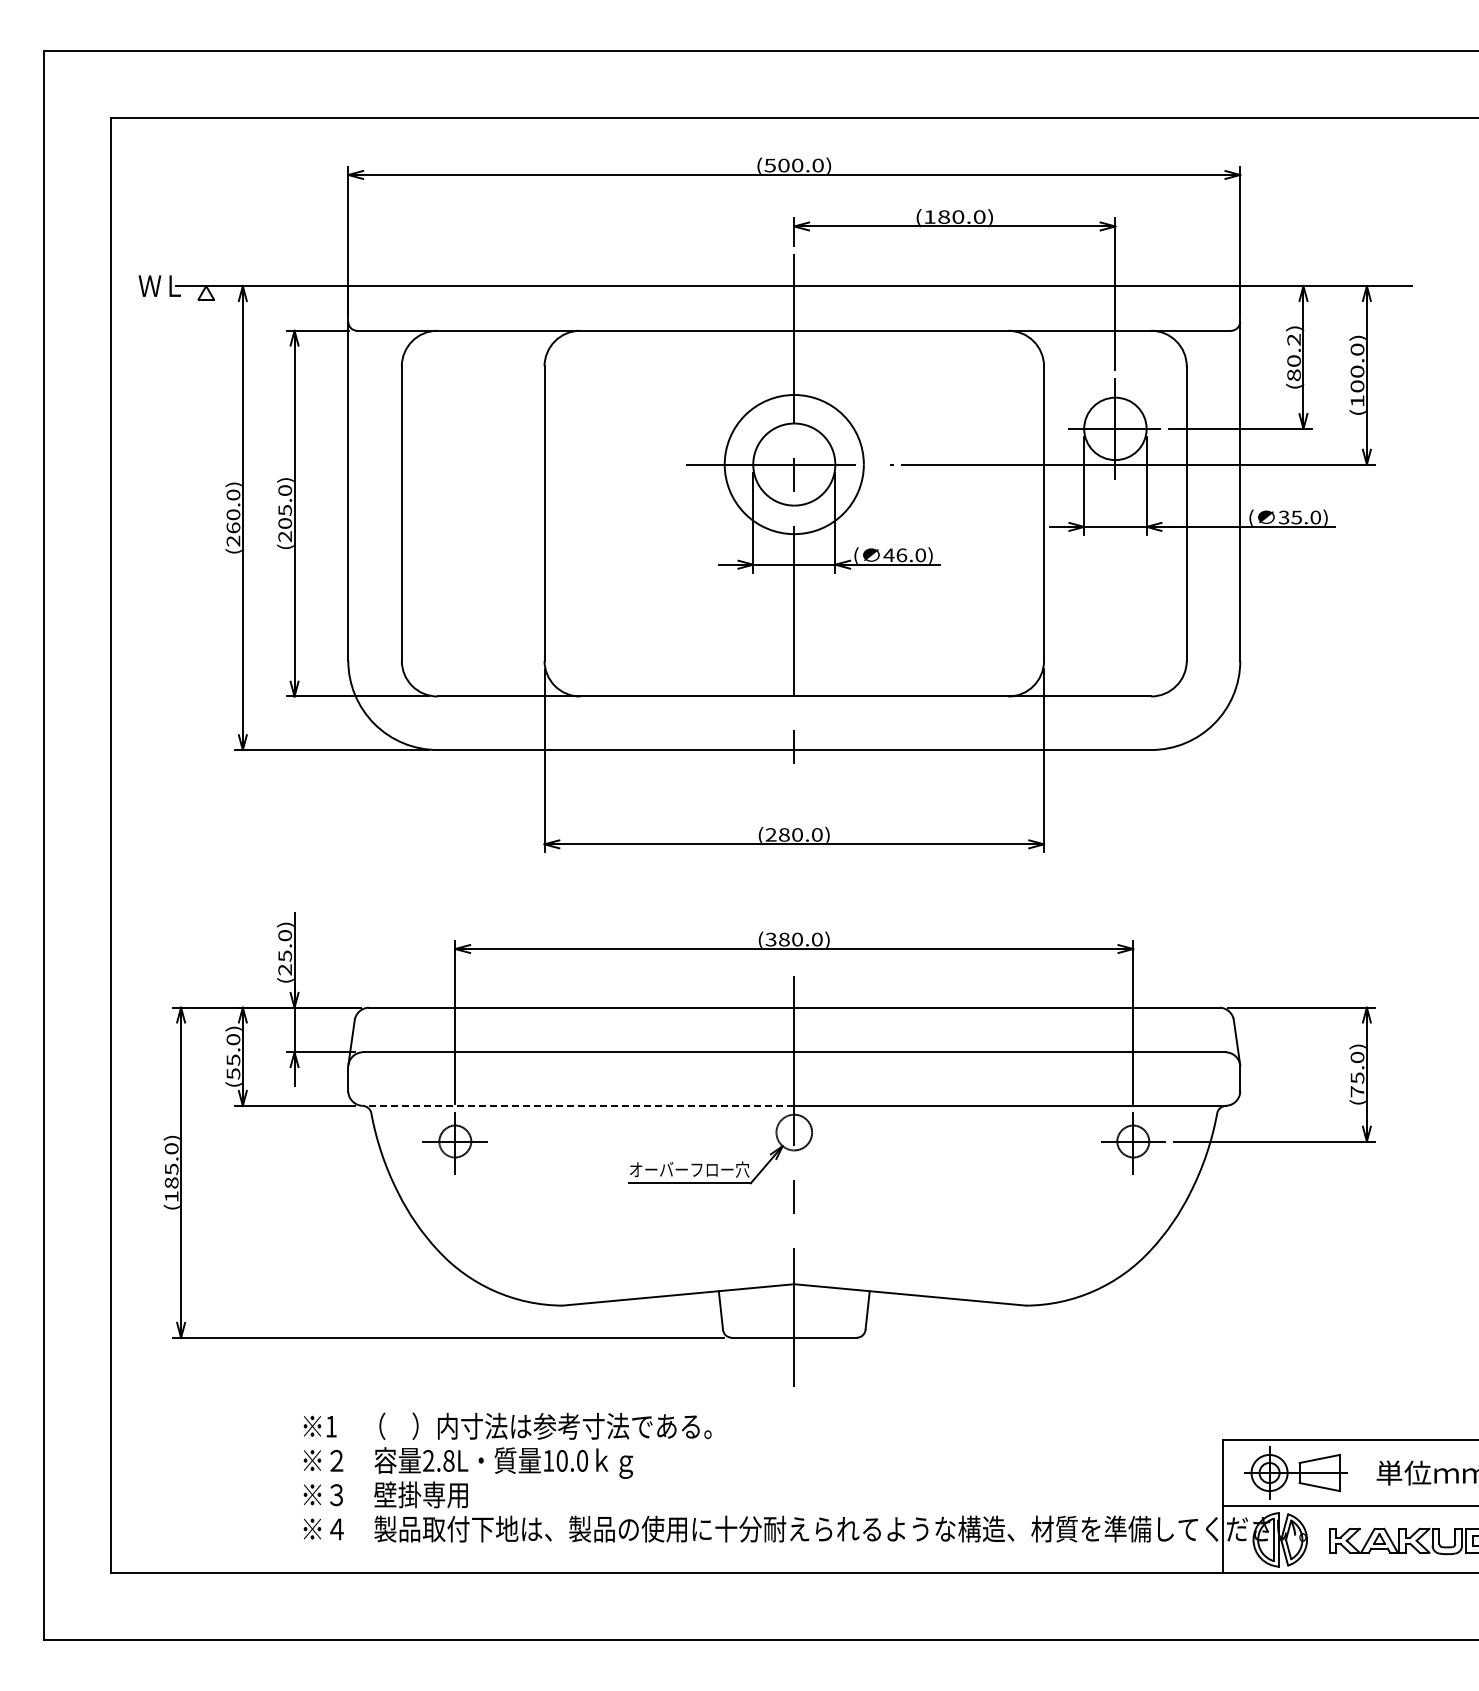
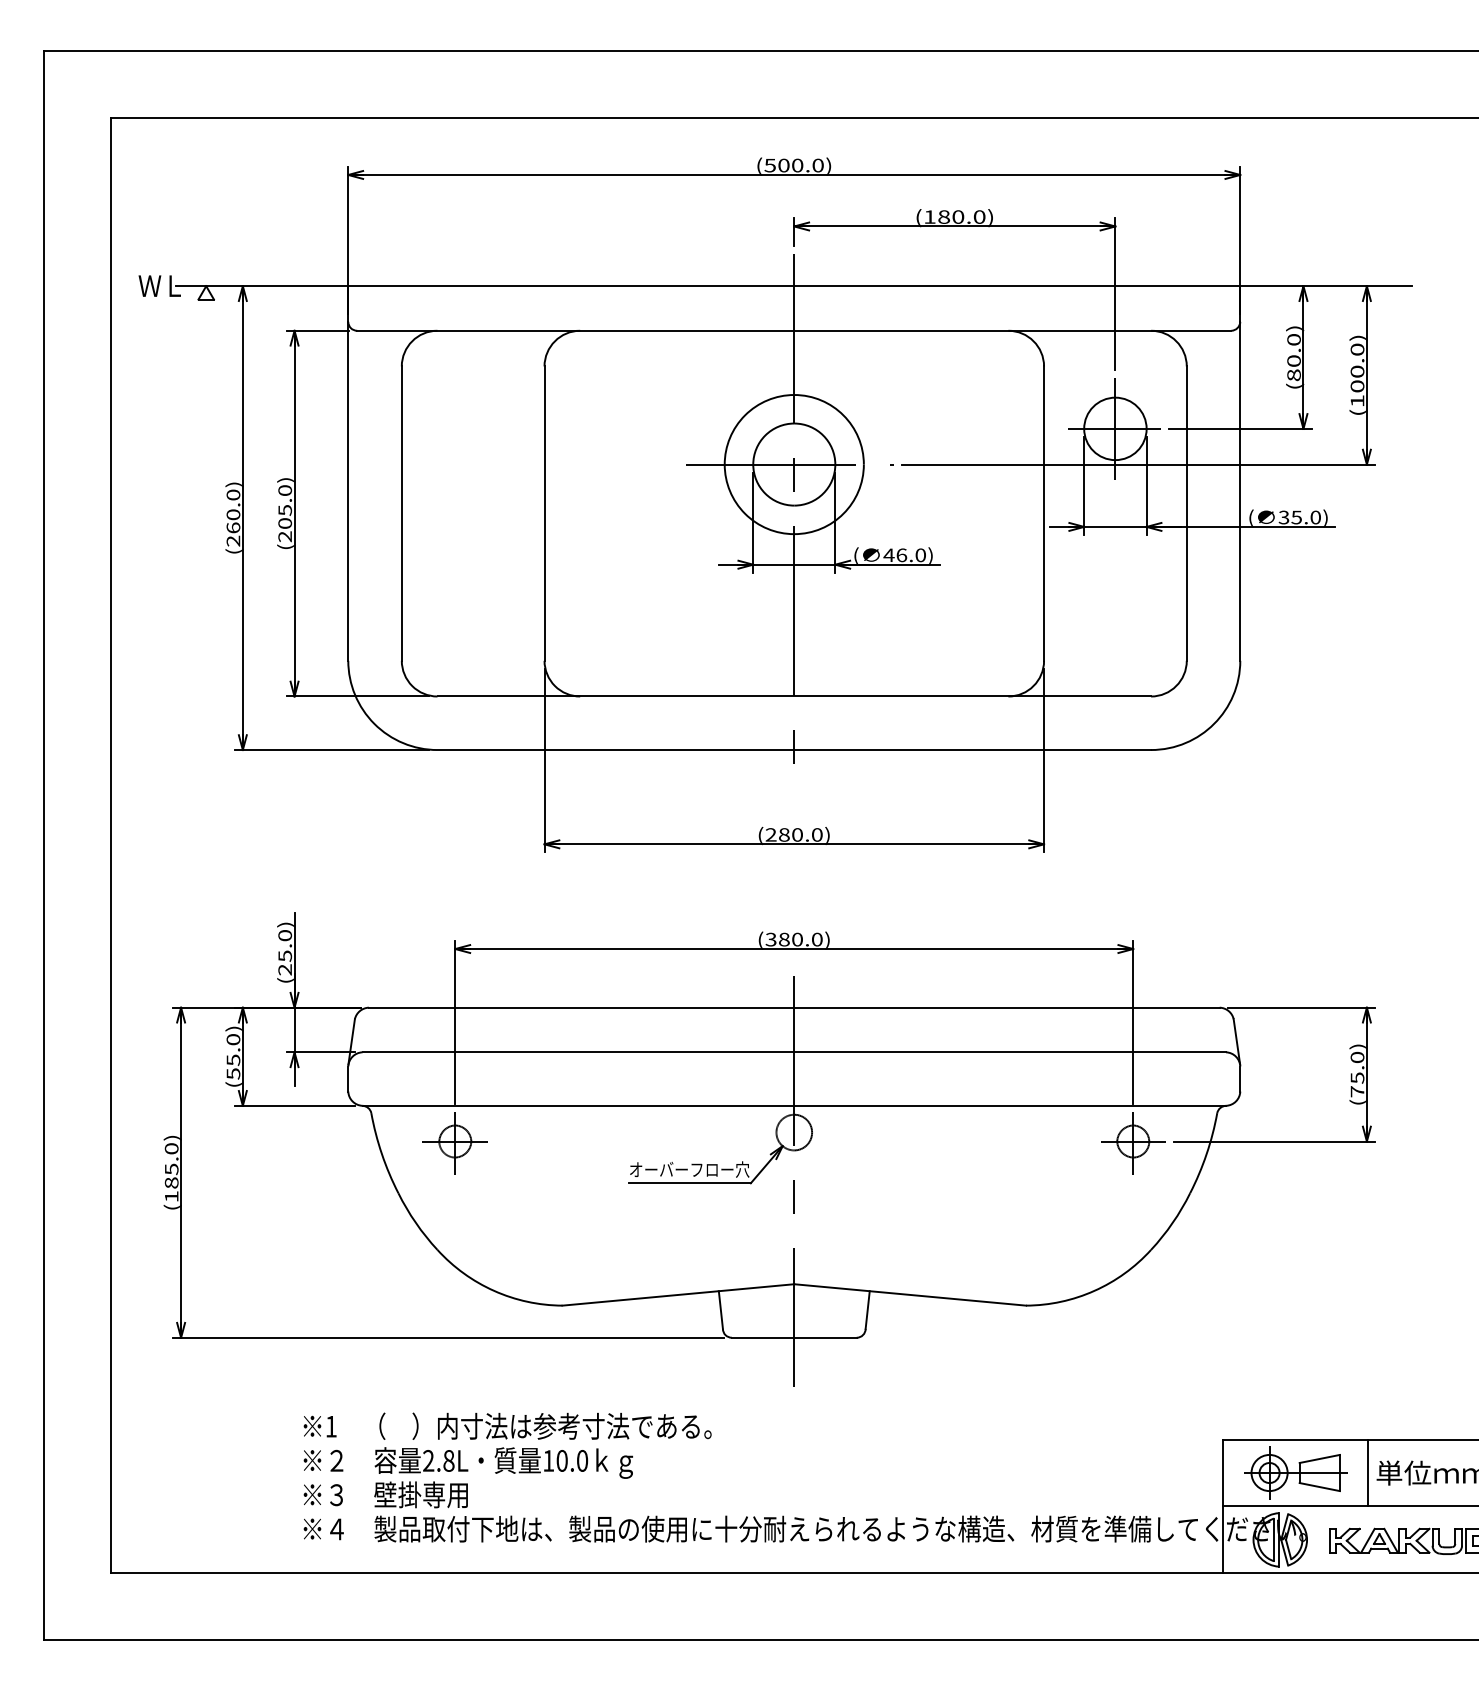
text: (80.2) -> (80.0) (1293, 339)
line: dashed -> solid (578, 1105)
line: none -> present (1367, 1472)
